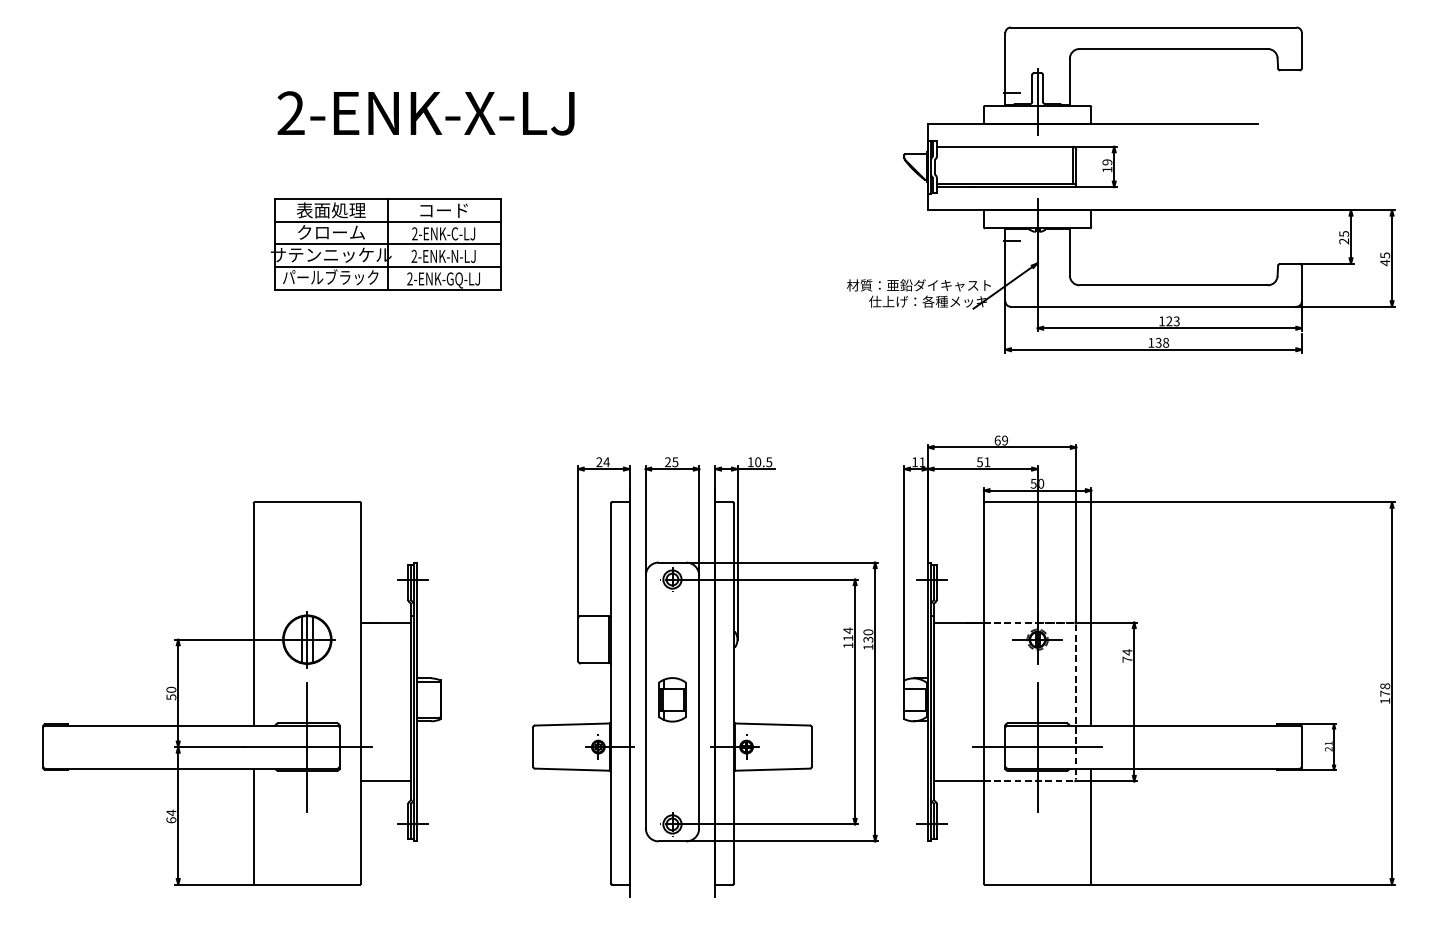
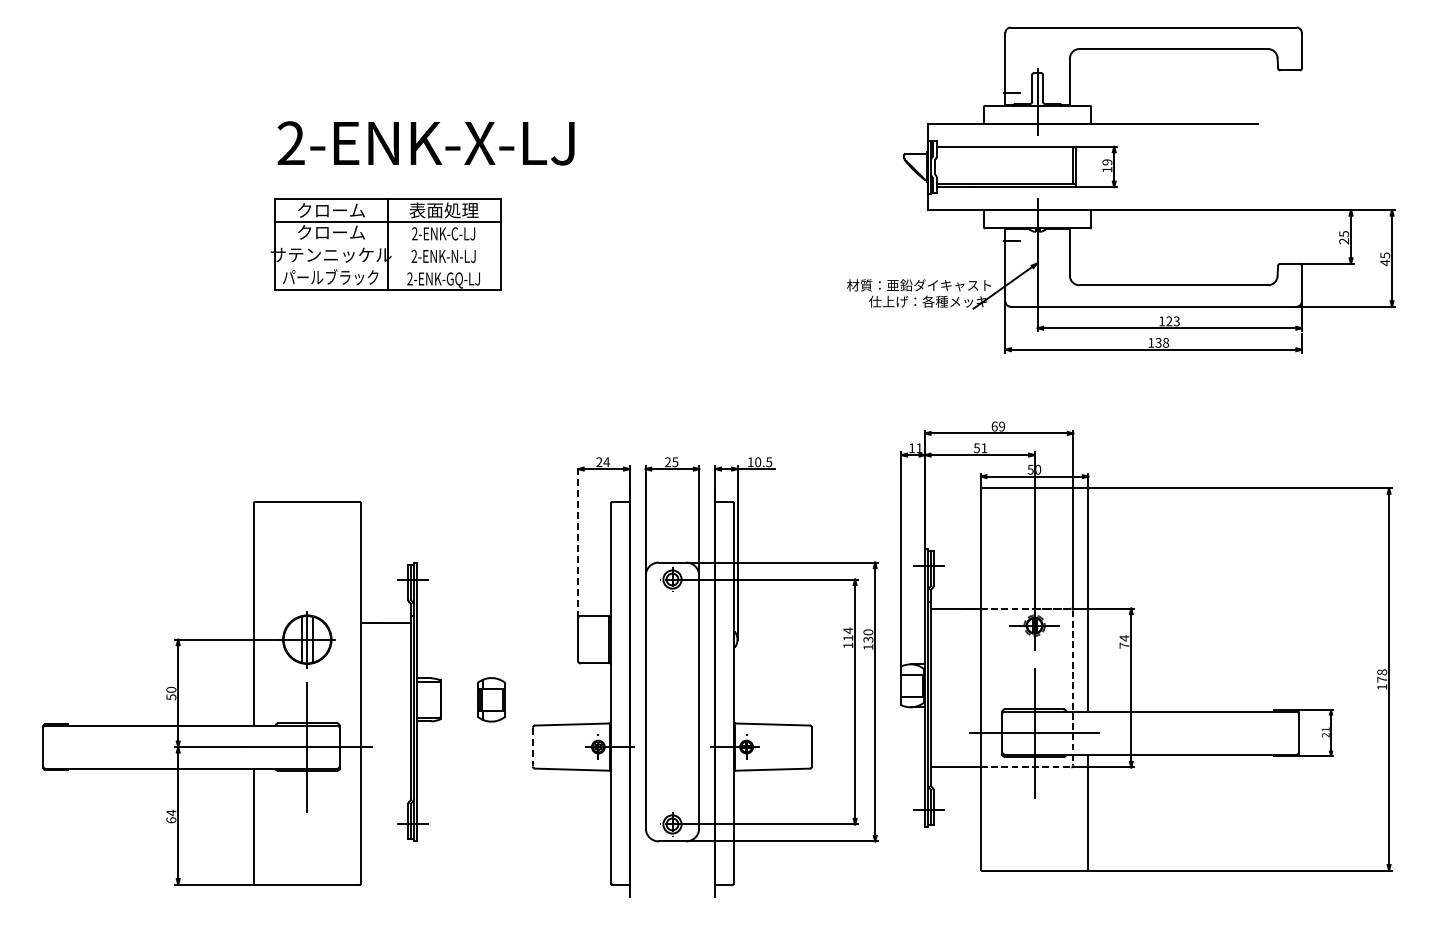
text position: (425, 113) -> (425, 143) (425, 143)
text: 表面処理 -> クローム (330, 210)
text: コード -> 表面処理 (443, 210)
line: present -> none (387, 244)
line: present -> none (387, 267)
line: solid -> dashed (578, 542)
part position: (1149, 660) -> (1146, 646) (1146, 646)
part position: (672, 699) -> (491, 699) (491, 699)
line: solid -> dashed (532, 747)
line: present -> none (386, 781)
